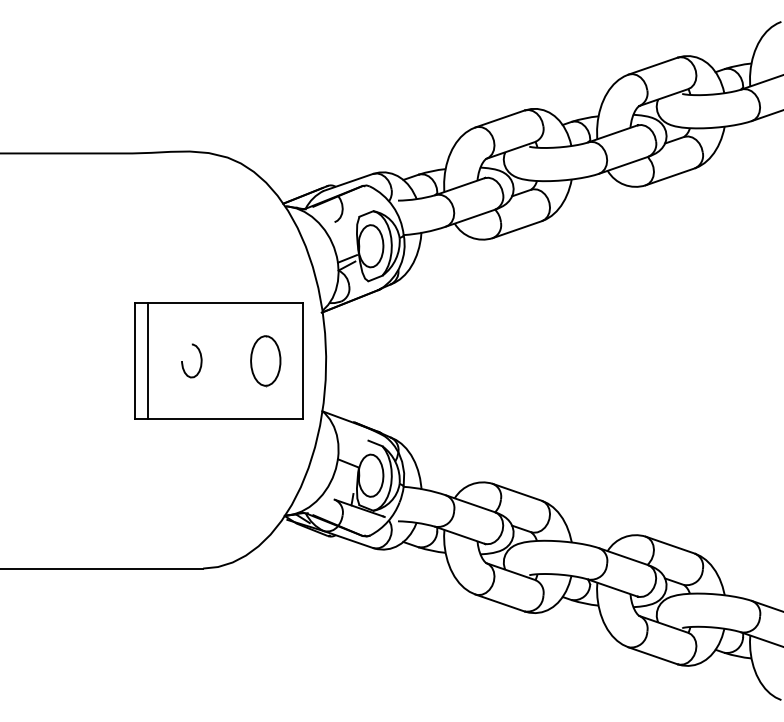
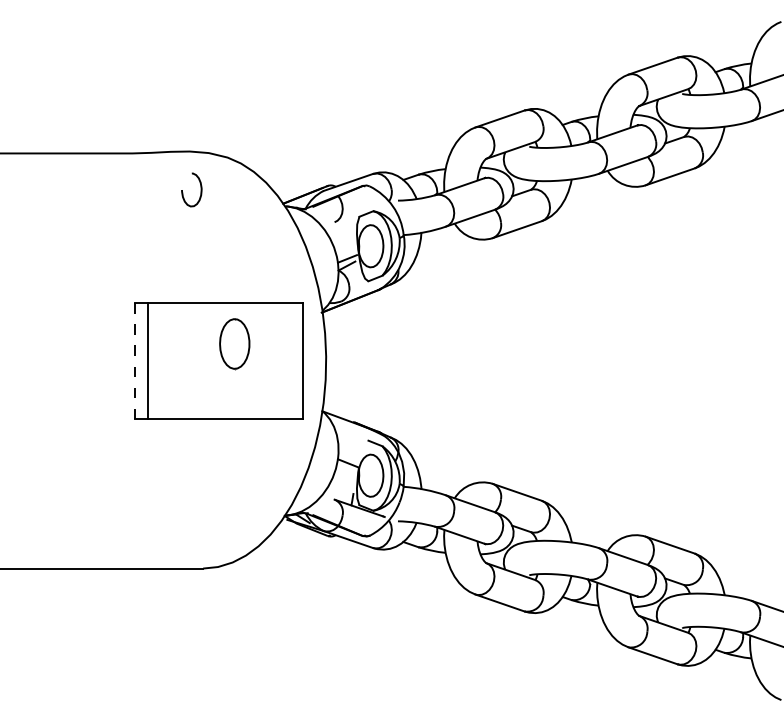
line: solid -> dashed (135, 361)
part position: (265, 361) -> (234, 344) (234, 344)
part position: (183, 363) -> (183, 192) (183, 192)
